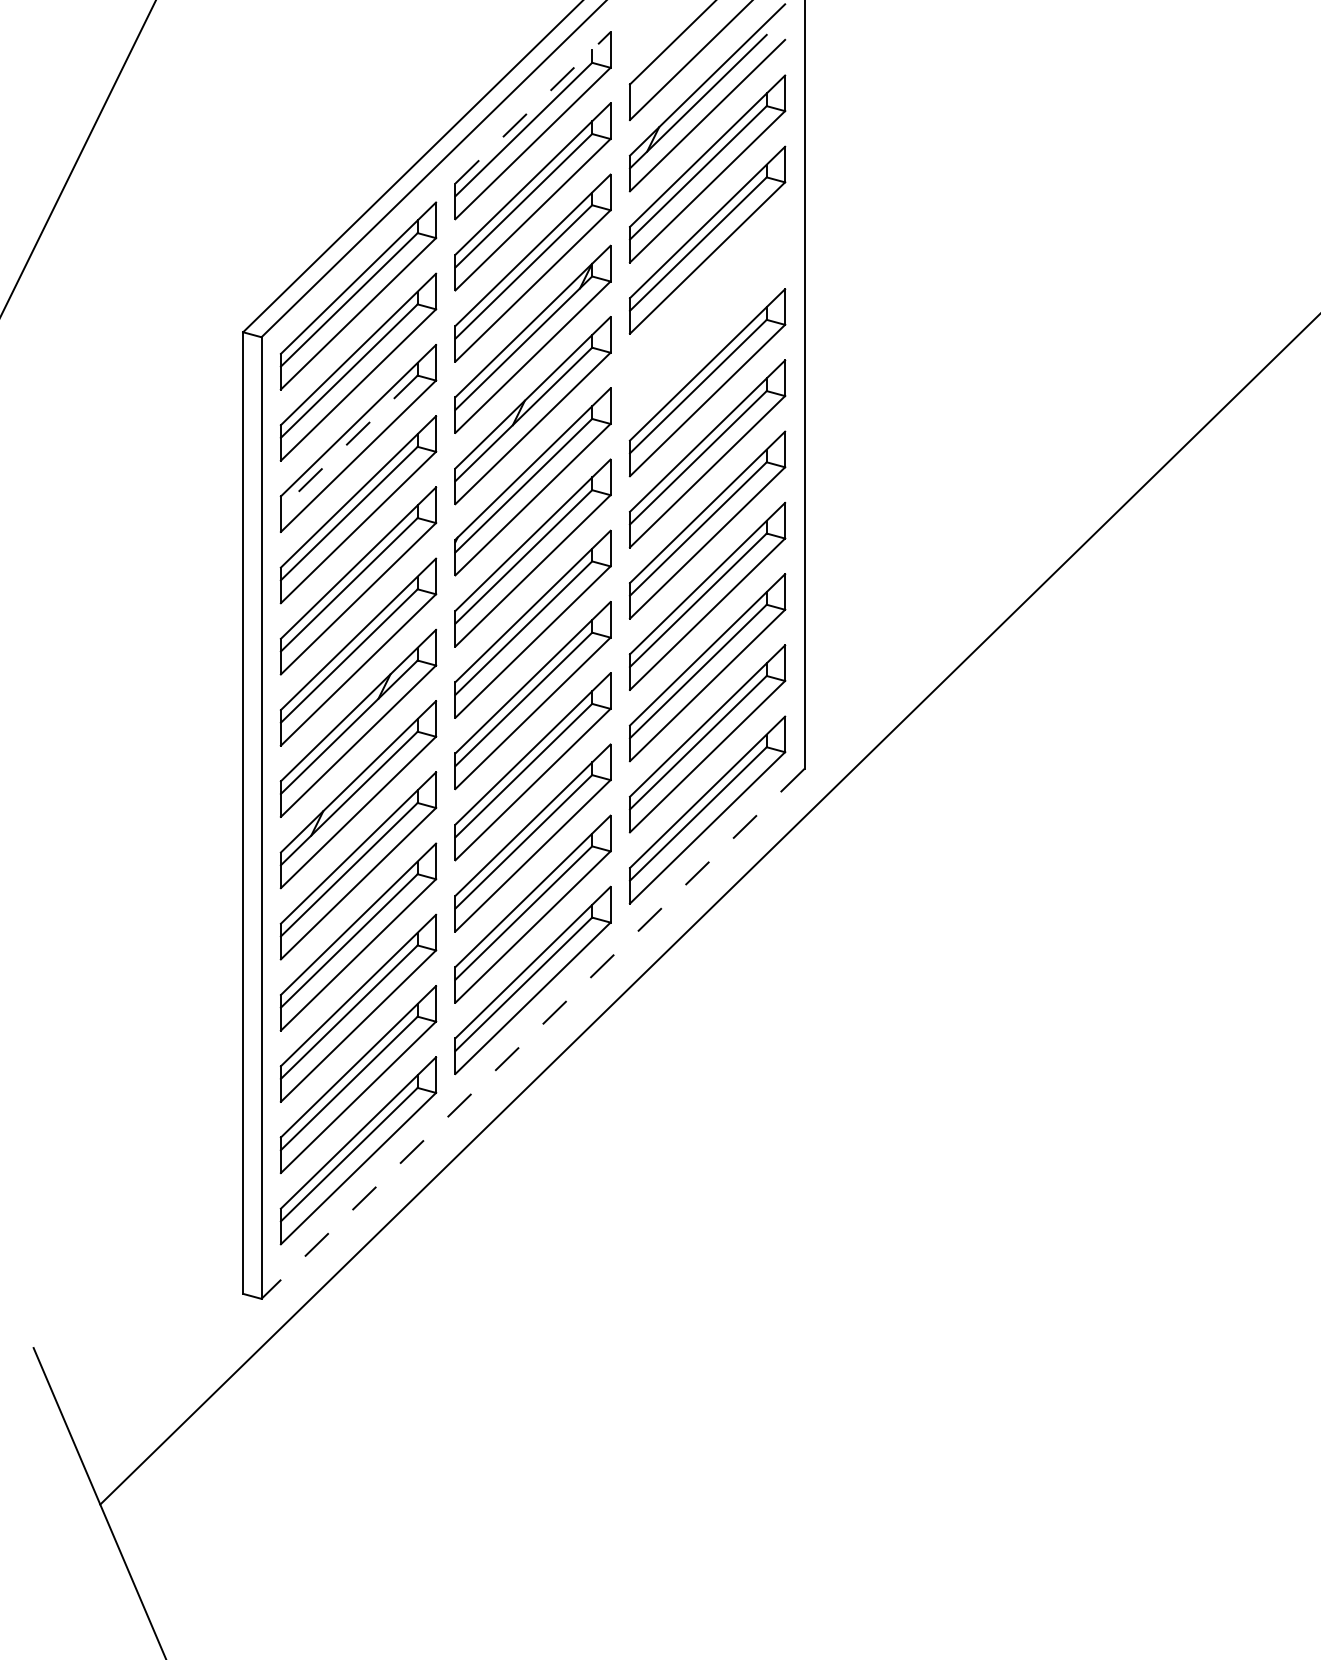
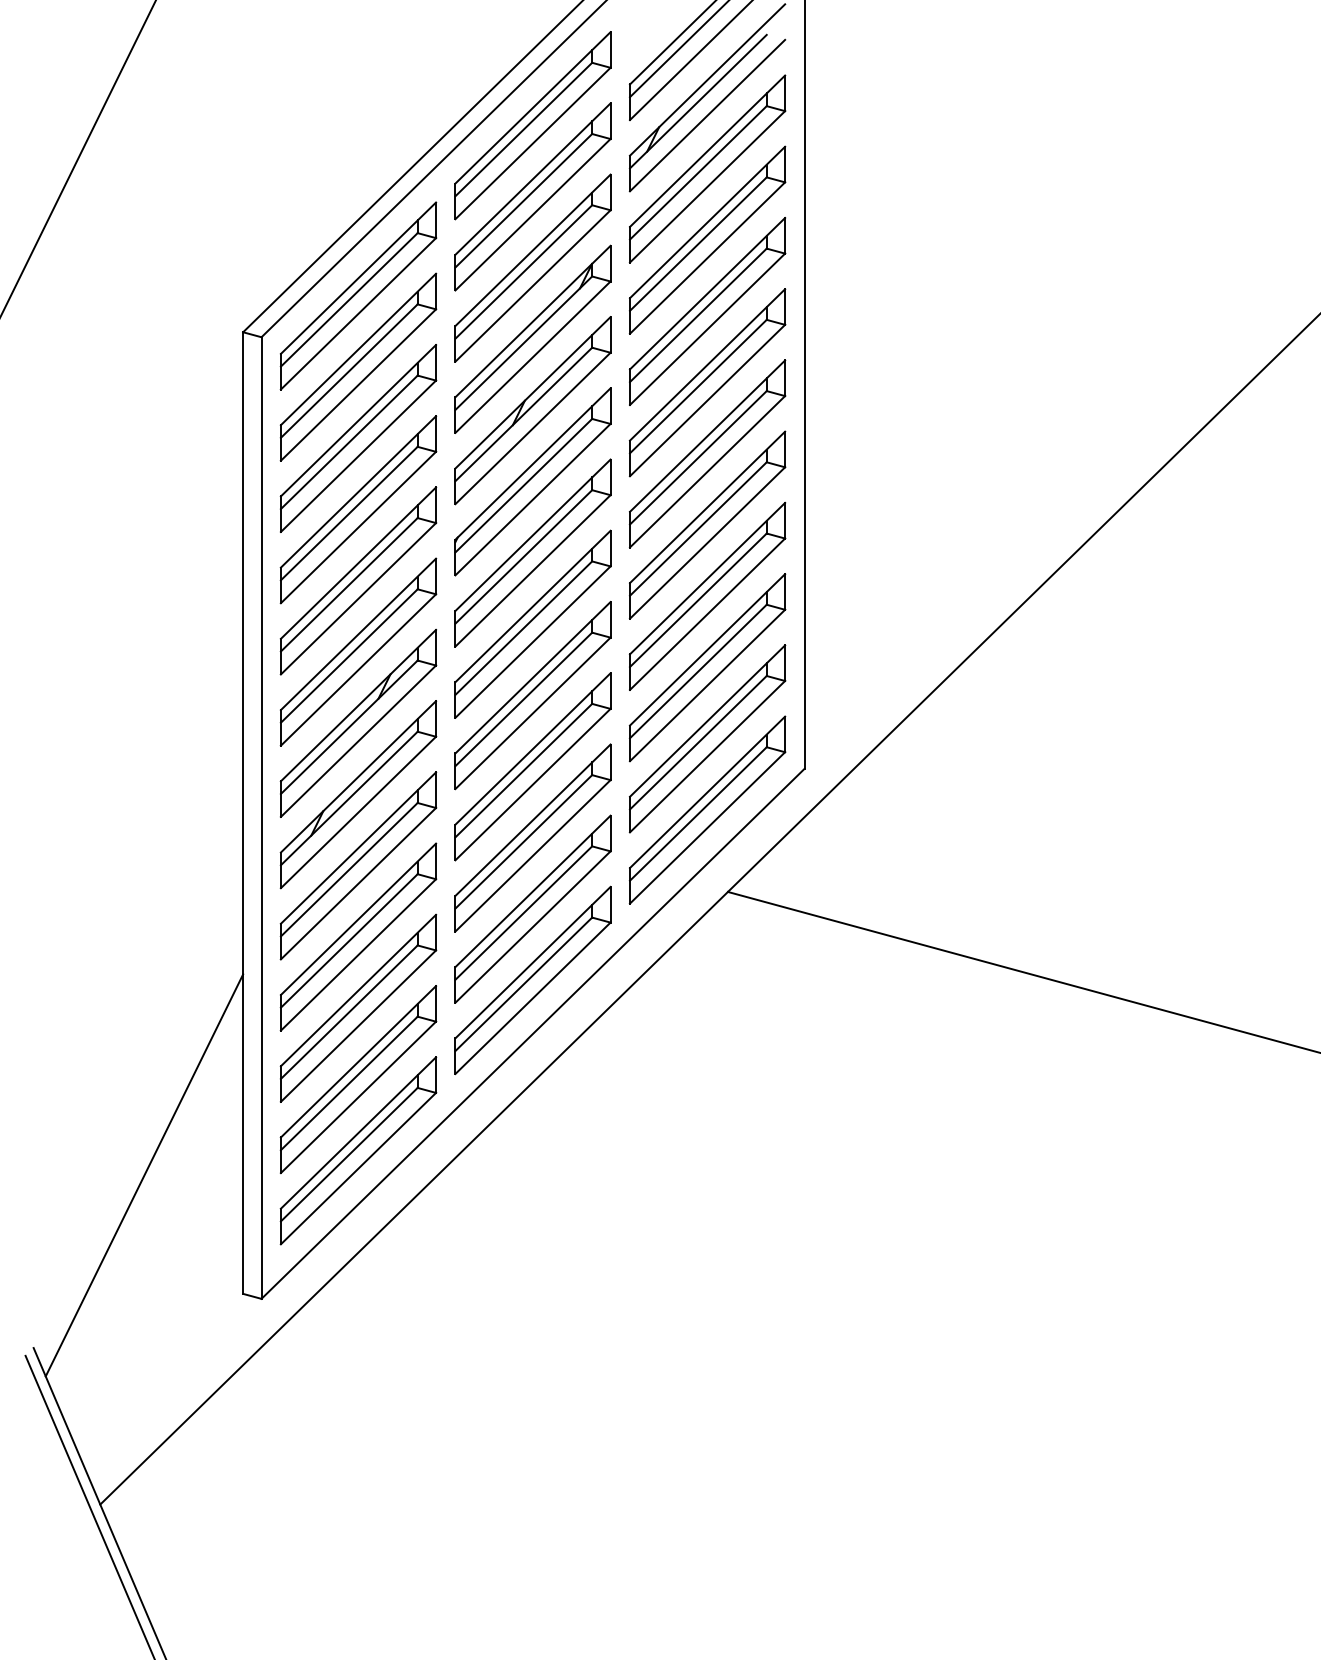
line: none -> present (678, 49)
line: dashed -> solid (533, 107)
part: none -> present (707, 311)
line: dashed -> solid (349, 442)
line: none -> present (1022, 971)
line: dashed -> solid (532, 1034)
line: none -> present (144, 1175)
line: none -> present (89, 1505)
